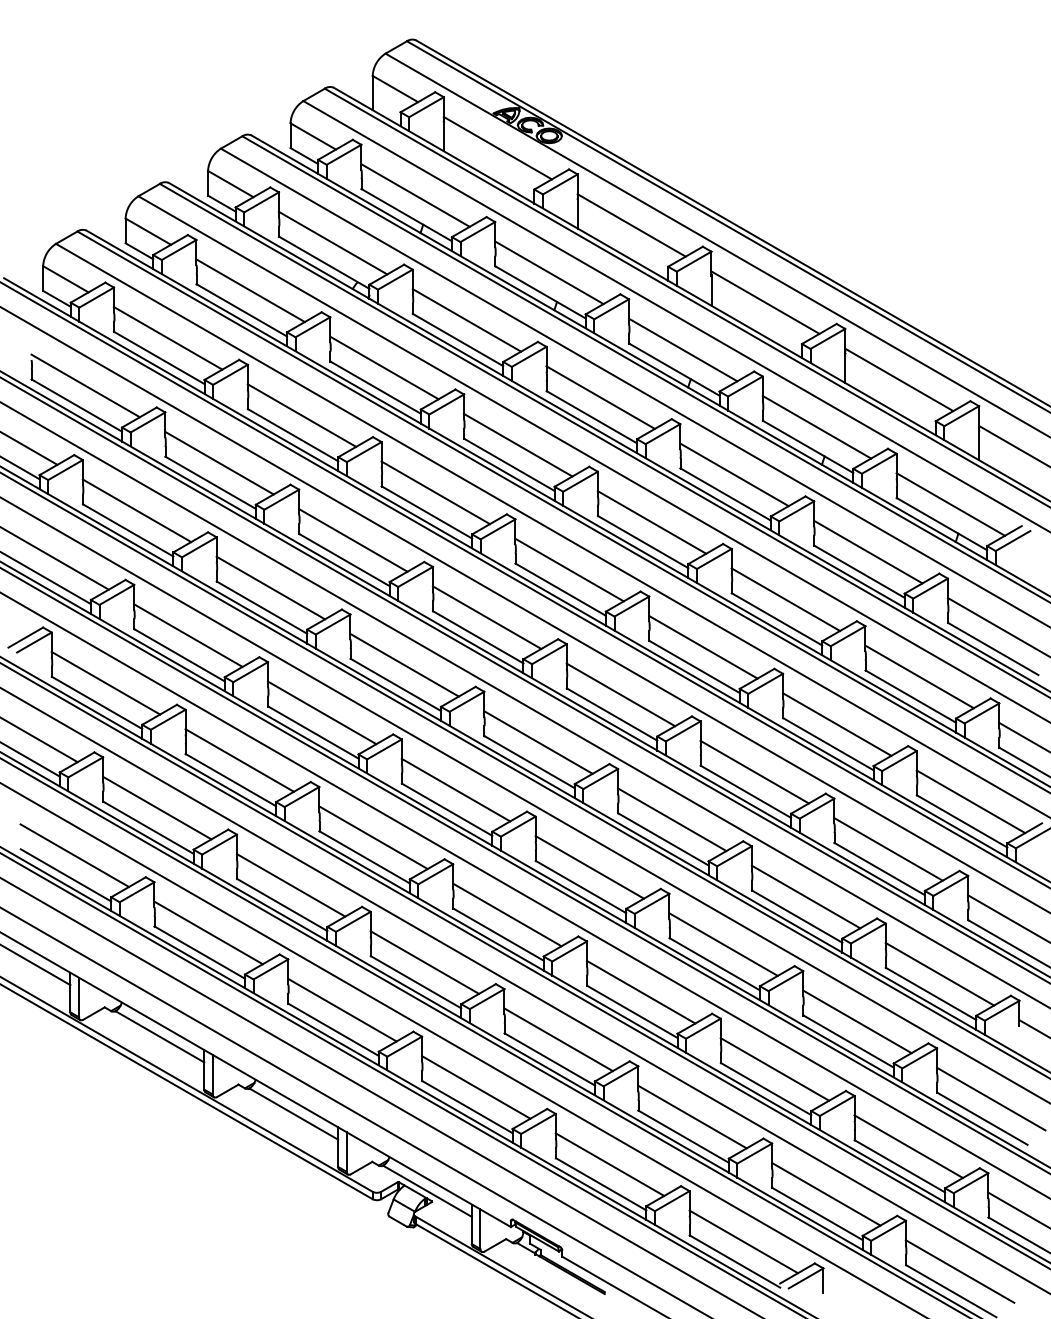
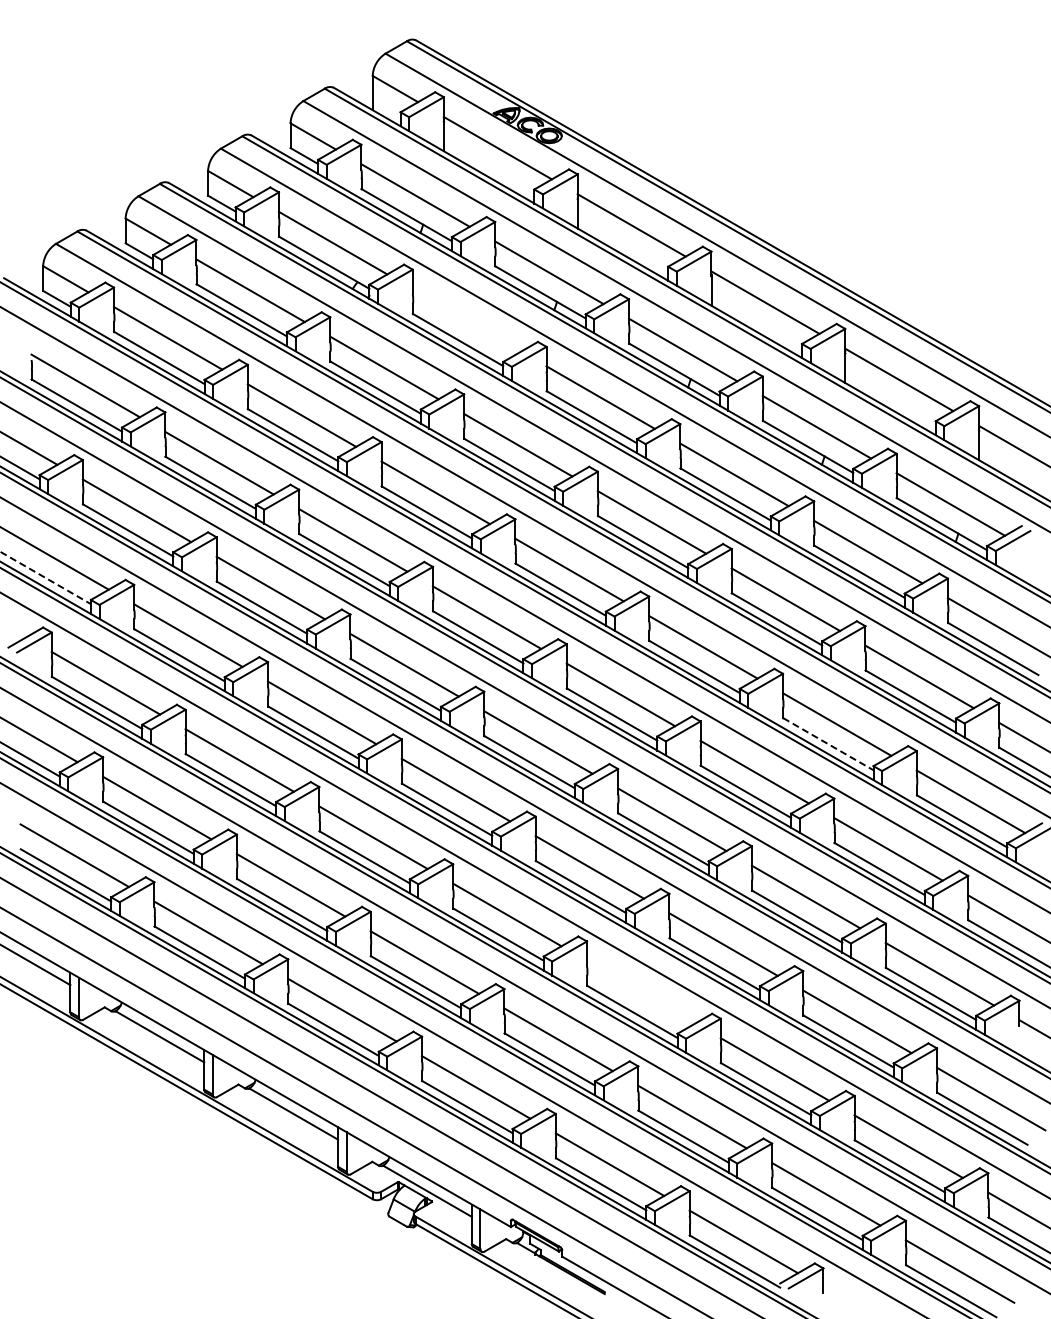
line: present -> none (466, 320)
line: solid -> dashed (46, 578)
line: solid -> dashed (828, 744)
line: present -> none (640, 991)
